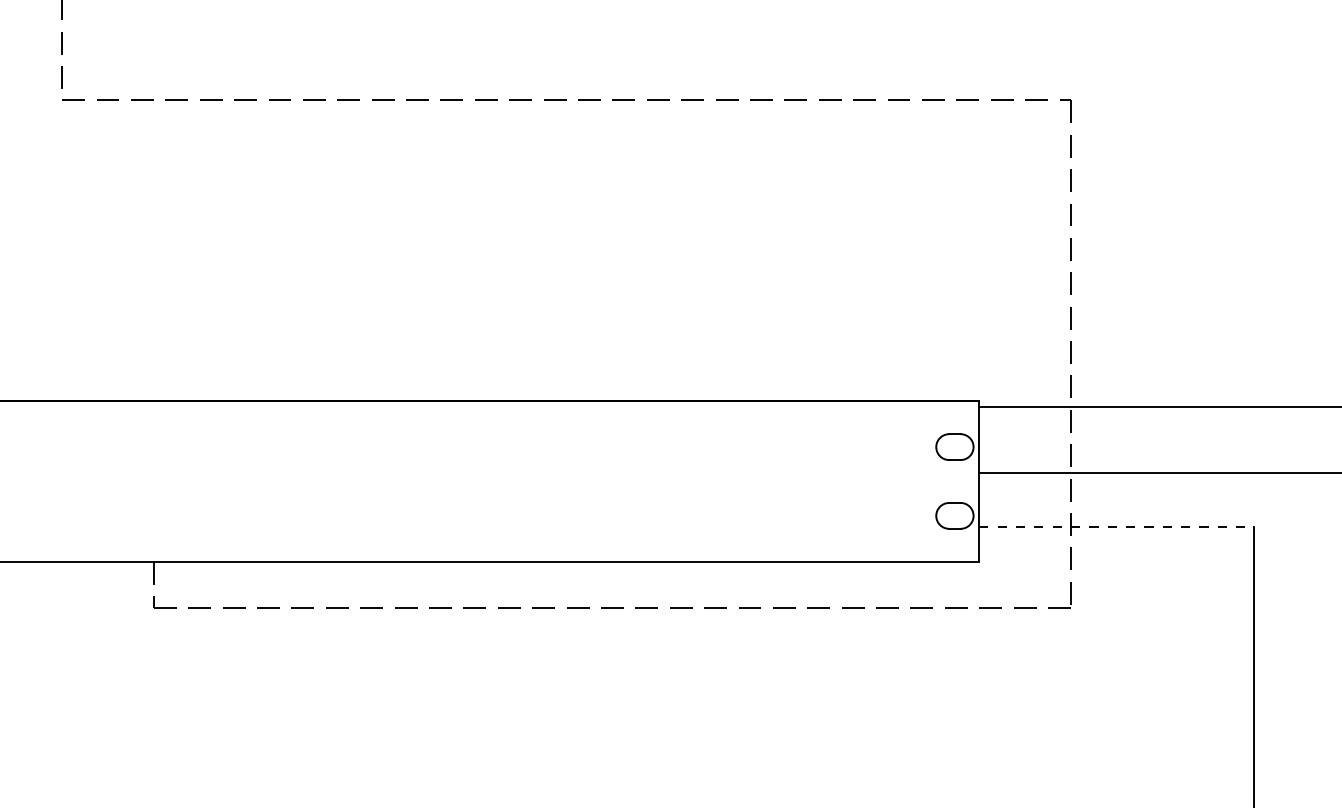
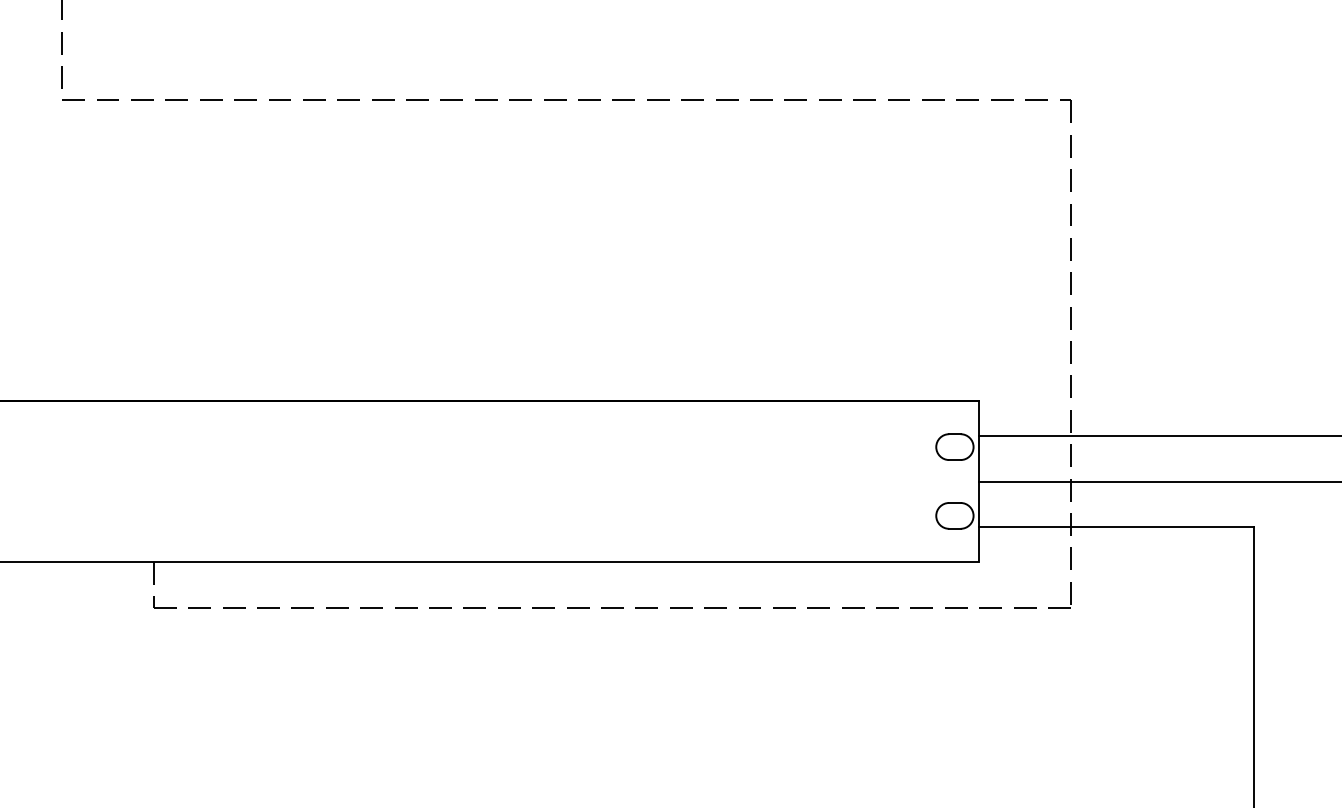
line position: (1158, 406) -> (1158, 435) (1158, 435)
line position: (1158, 472) -> (1158, 481) (1158, 481)
line: dashed -> solid (1116, 527)
